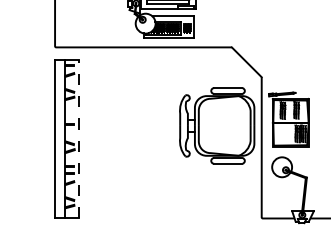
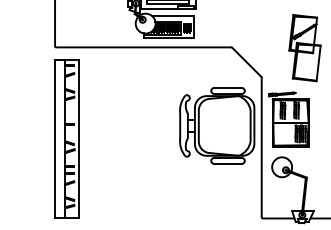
part: none -> present (304, 48)
line: dashed -> solid (79, 138)
